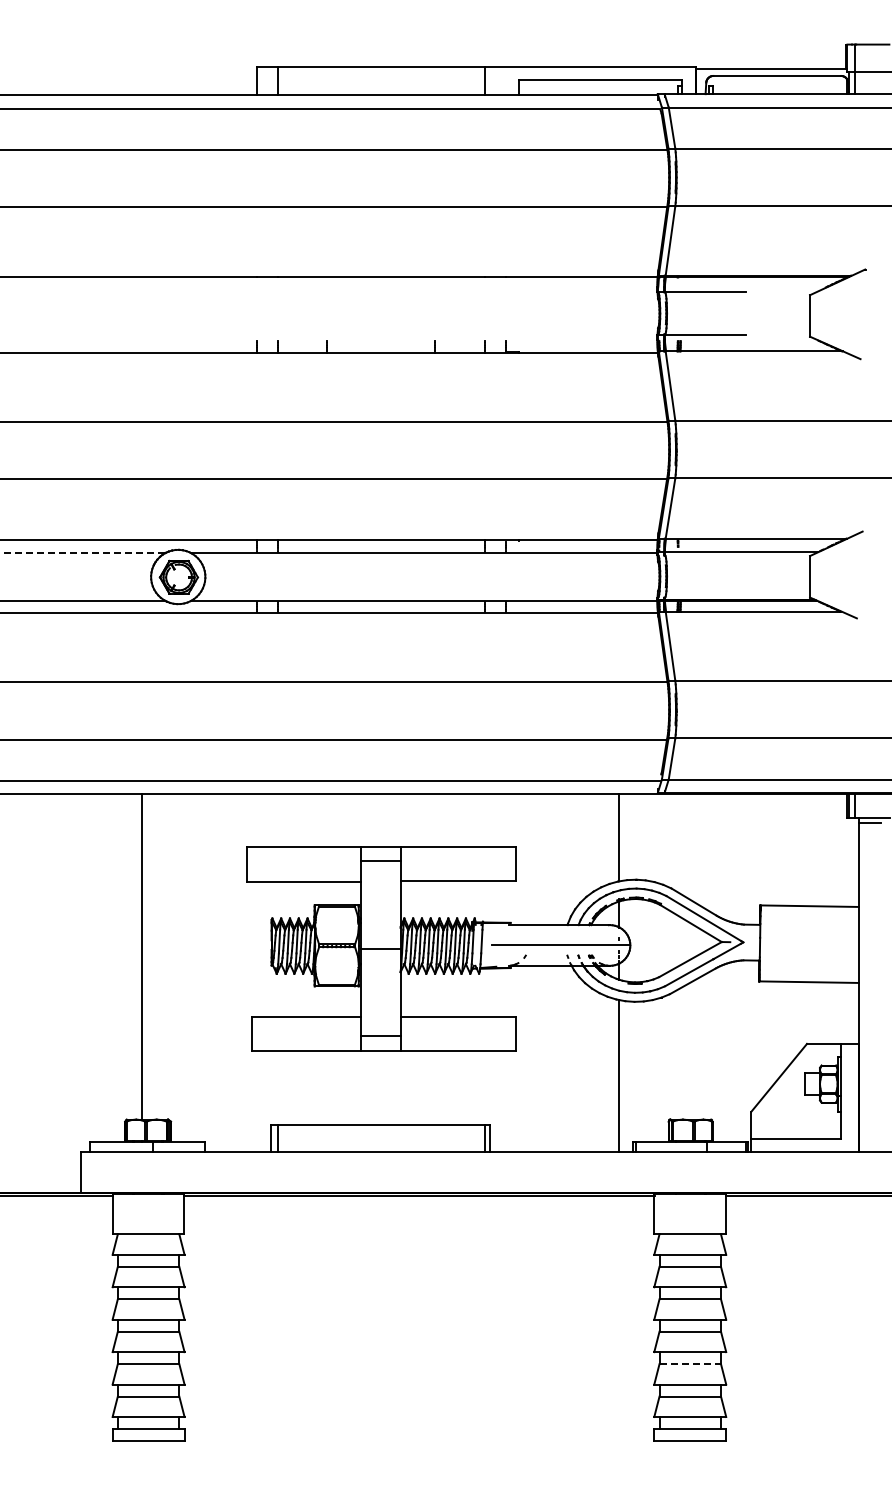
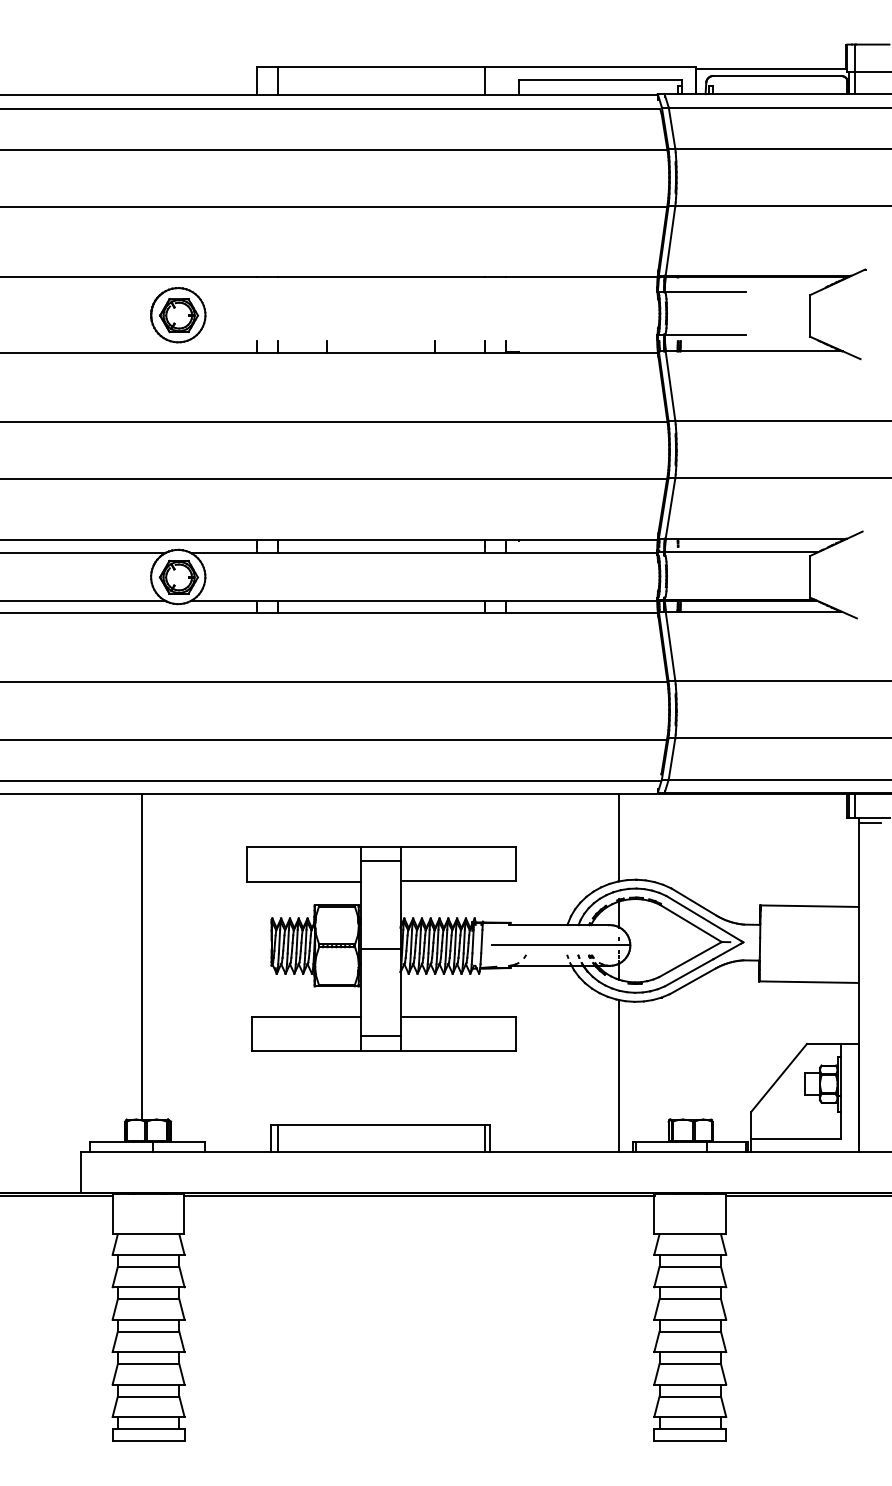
part: none -> present (178, 315)
line: dashed -> solid (82, 553)
line: dashed -> solid (690, 1364)
